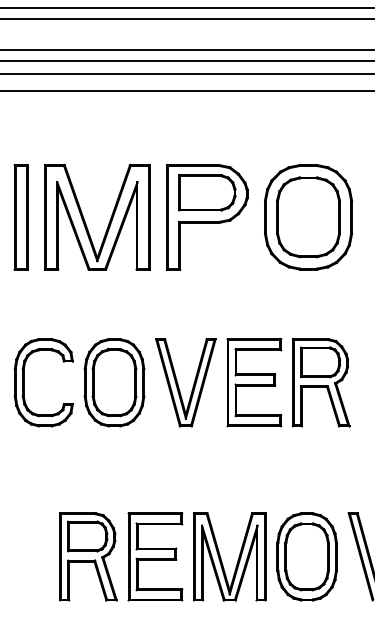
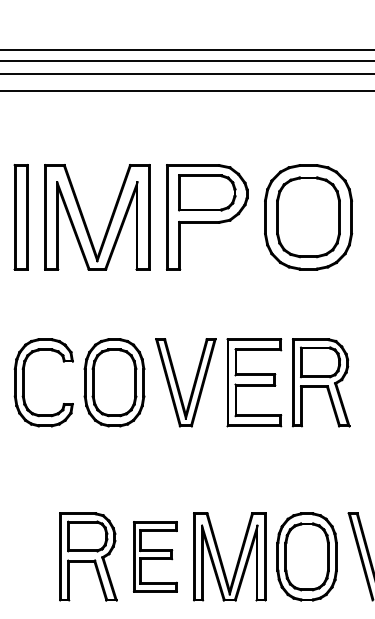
line: present -> none (186, 8)
line: present -> none (186, 18)
part size: 57x90 px -> 45x72 px (155, 556)
